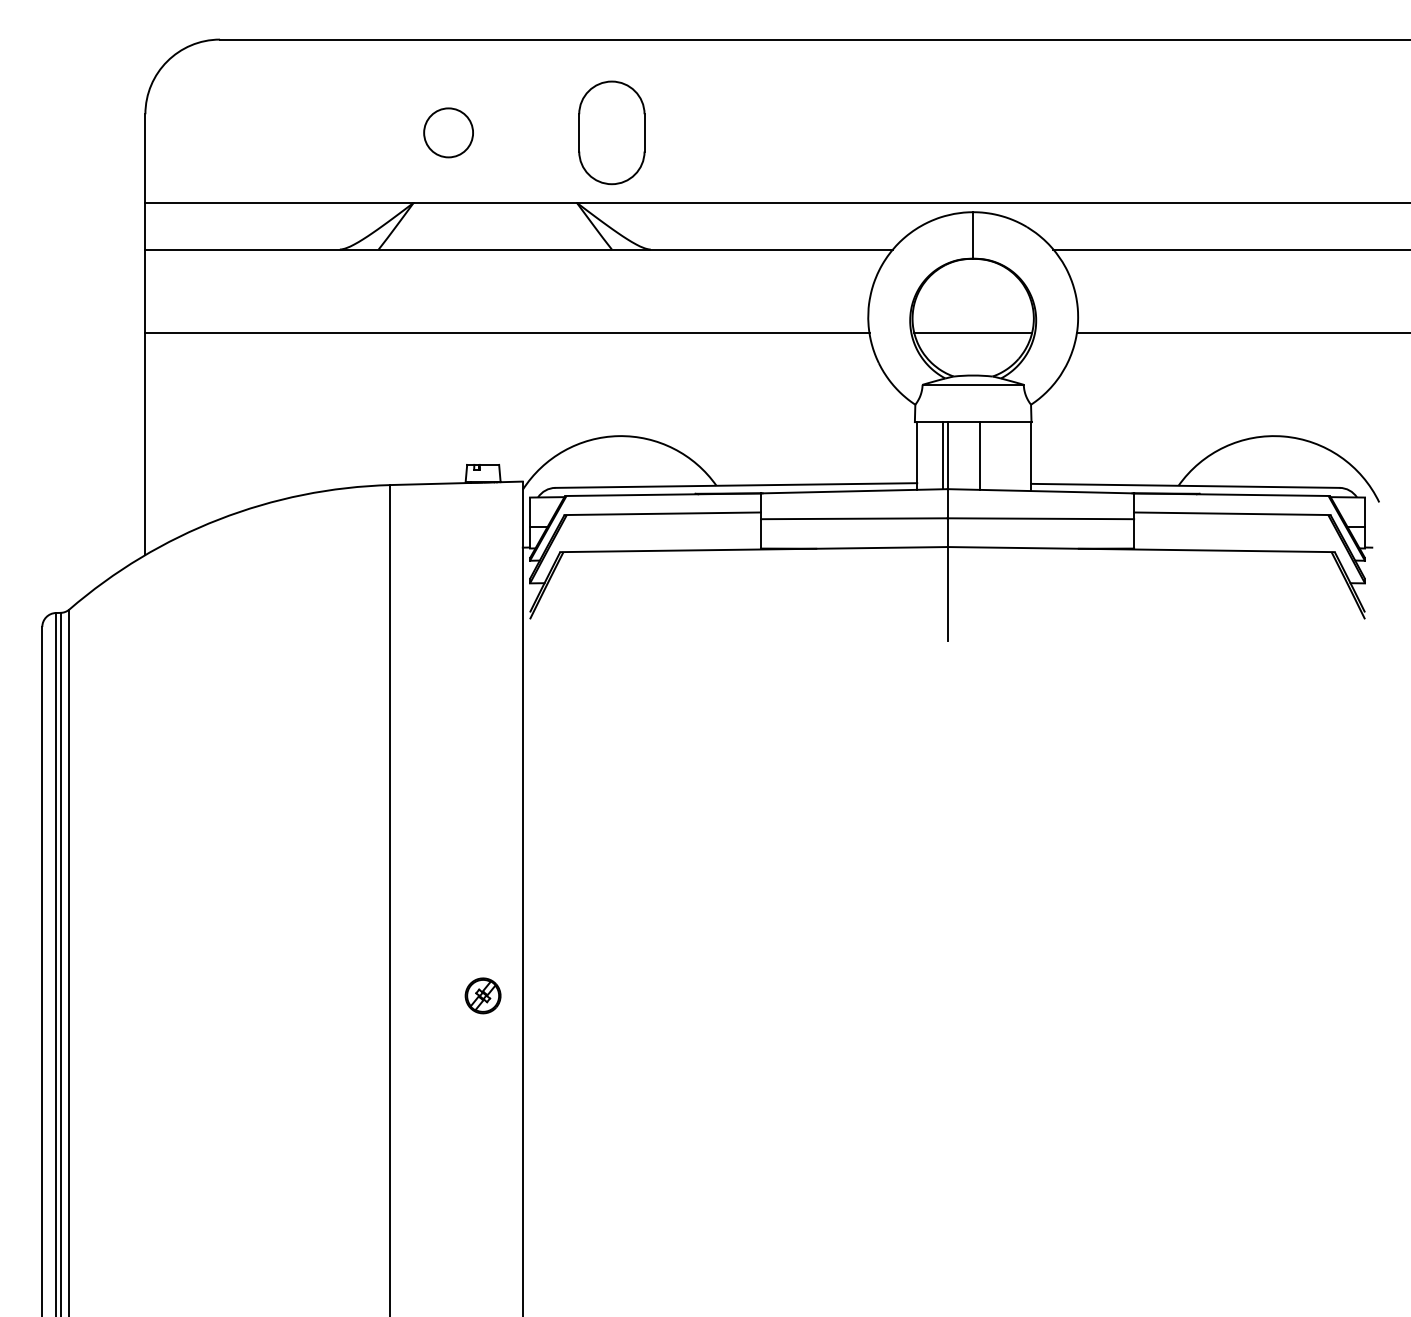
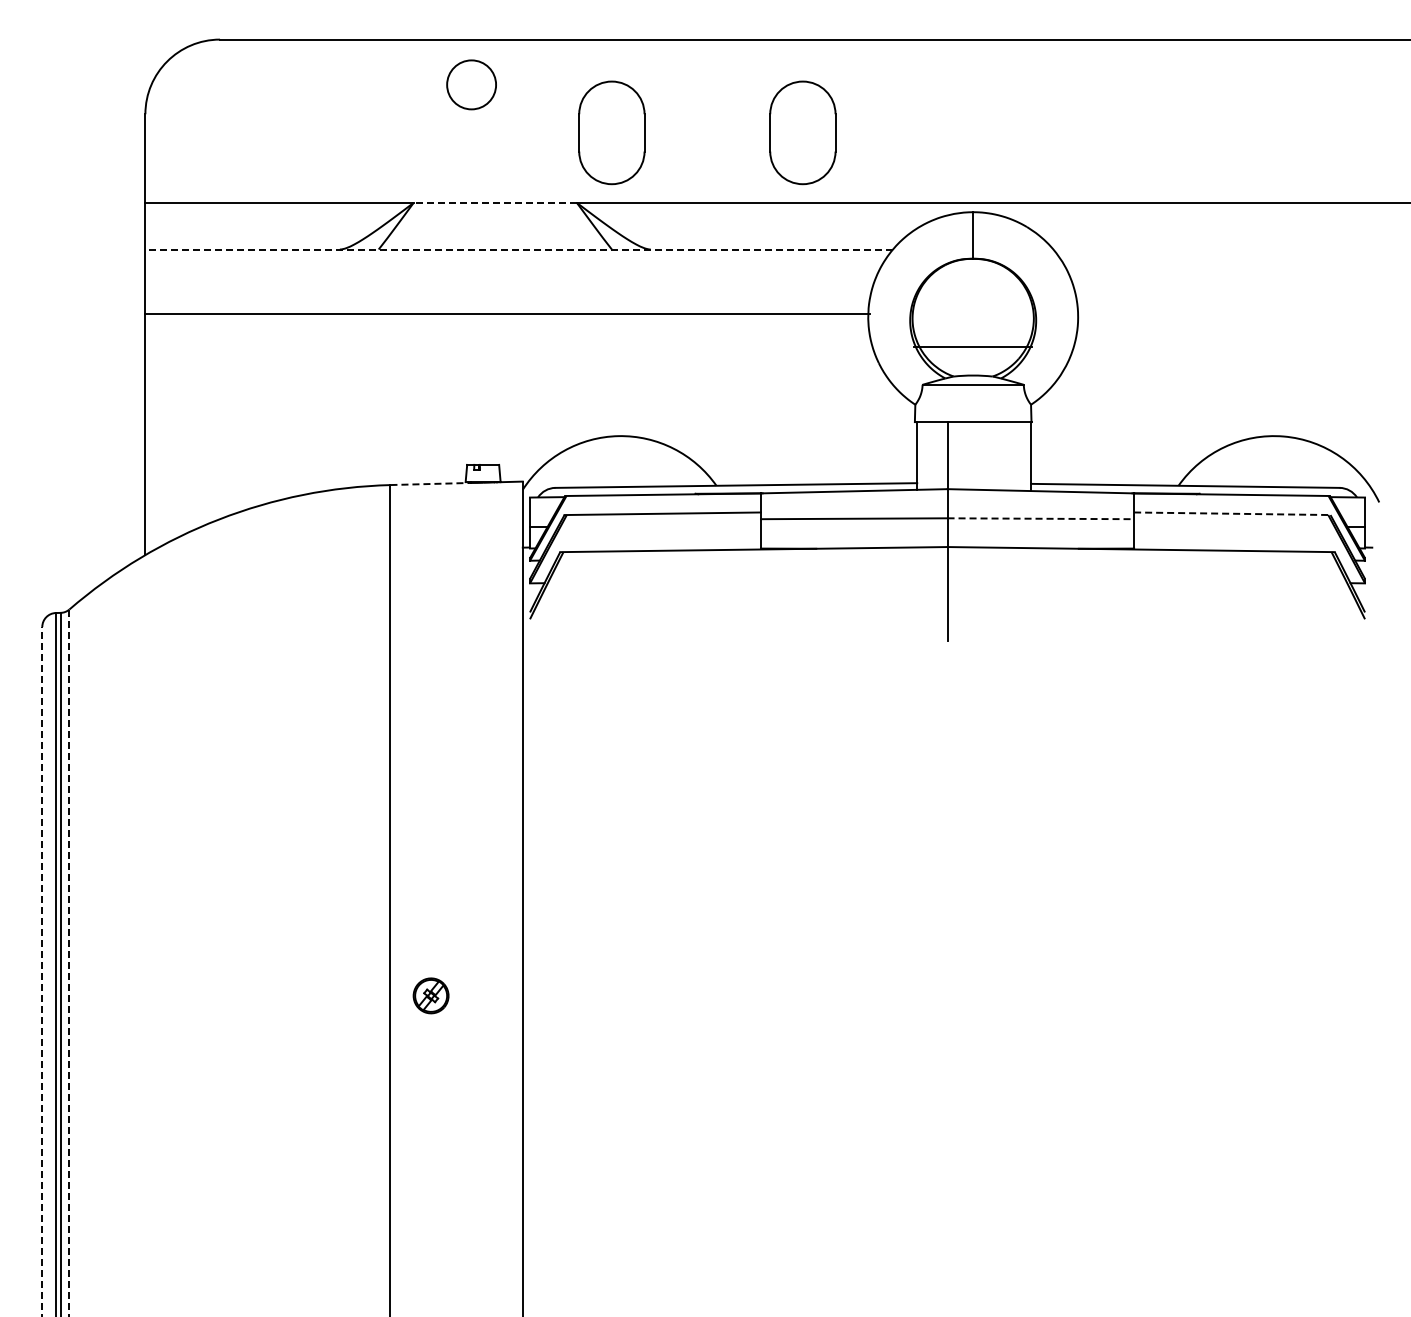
circle position: (448, 132) -> (471, 84) (471, 84)
part: none -> present (802, 132)
line: solid -> dashed (495, 202)
line: solid -> dashed (519, 249)
line: present -> none (1230, 249)
line position: (507, 333) -> (507, 314) (507, 314)
line position: (973, 333) -> (973, 347) (973, 347)
line: present -> none (1241, 333)
line: present -> none (942, 455)
line: present -> none (980, 455)
line: solid -> dashed (430, 484)
line: solid -> dashed (1232, 513)
line: solid -> dashed (1041, 518)
line: solid -> dashed (69, 963)
line: solid -> dashed (42, 971)
part position: (482, 995) -> (430, 995) (430, 995)
